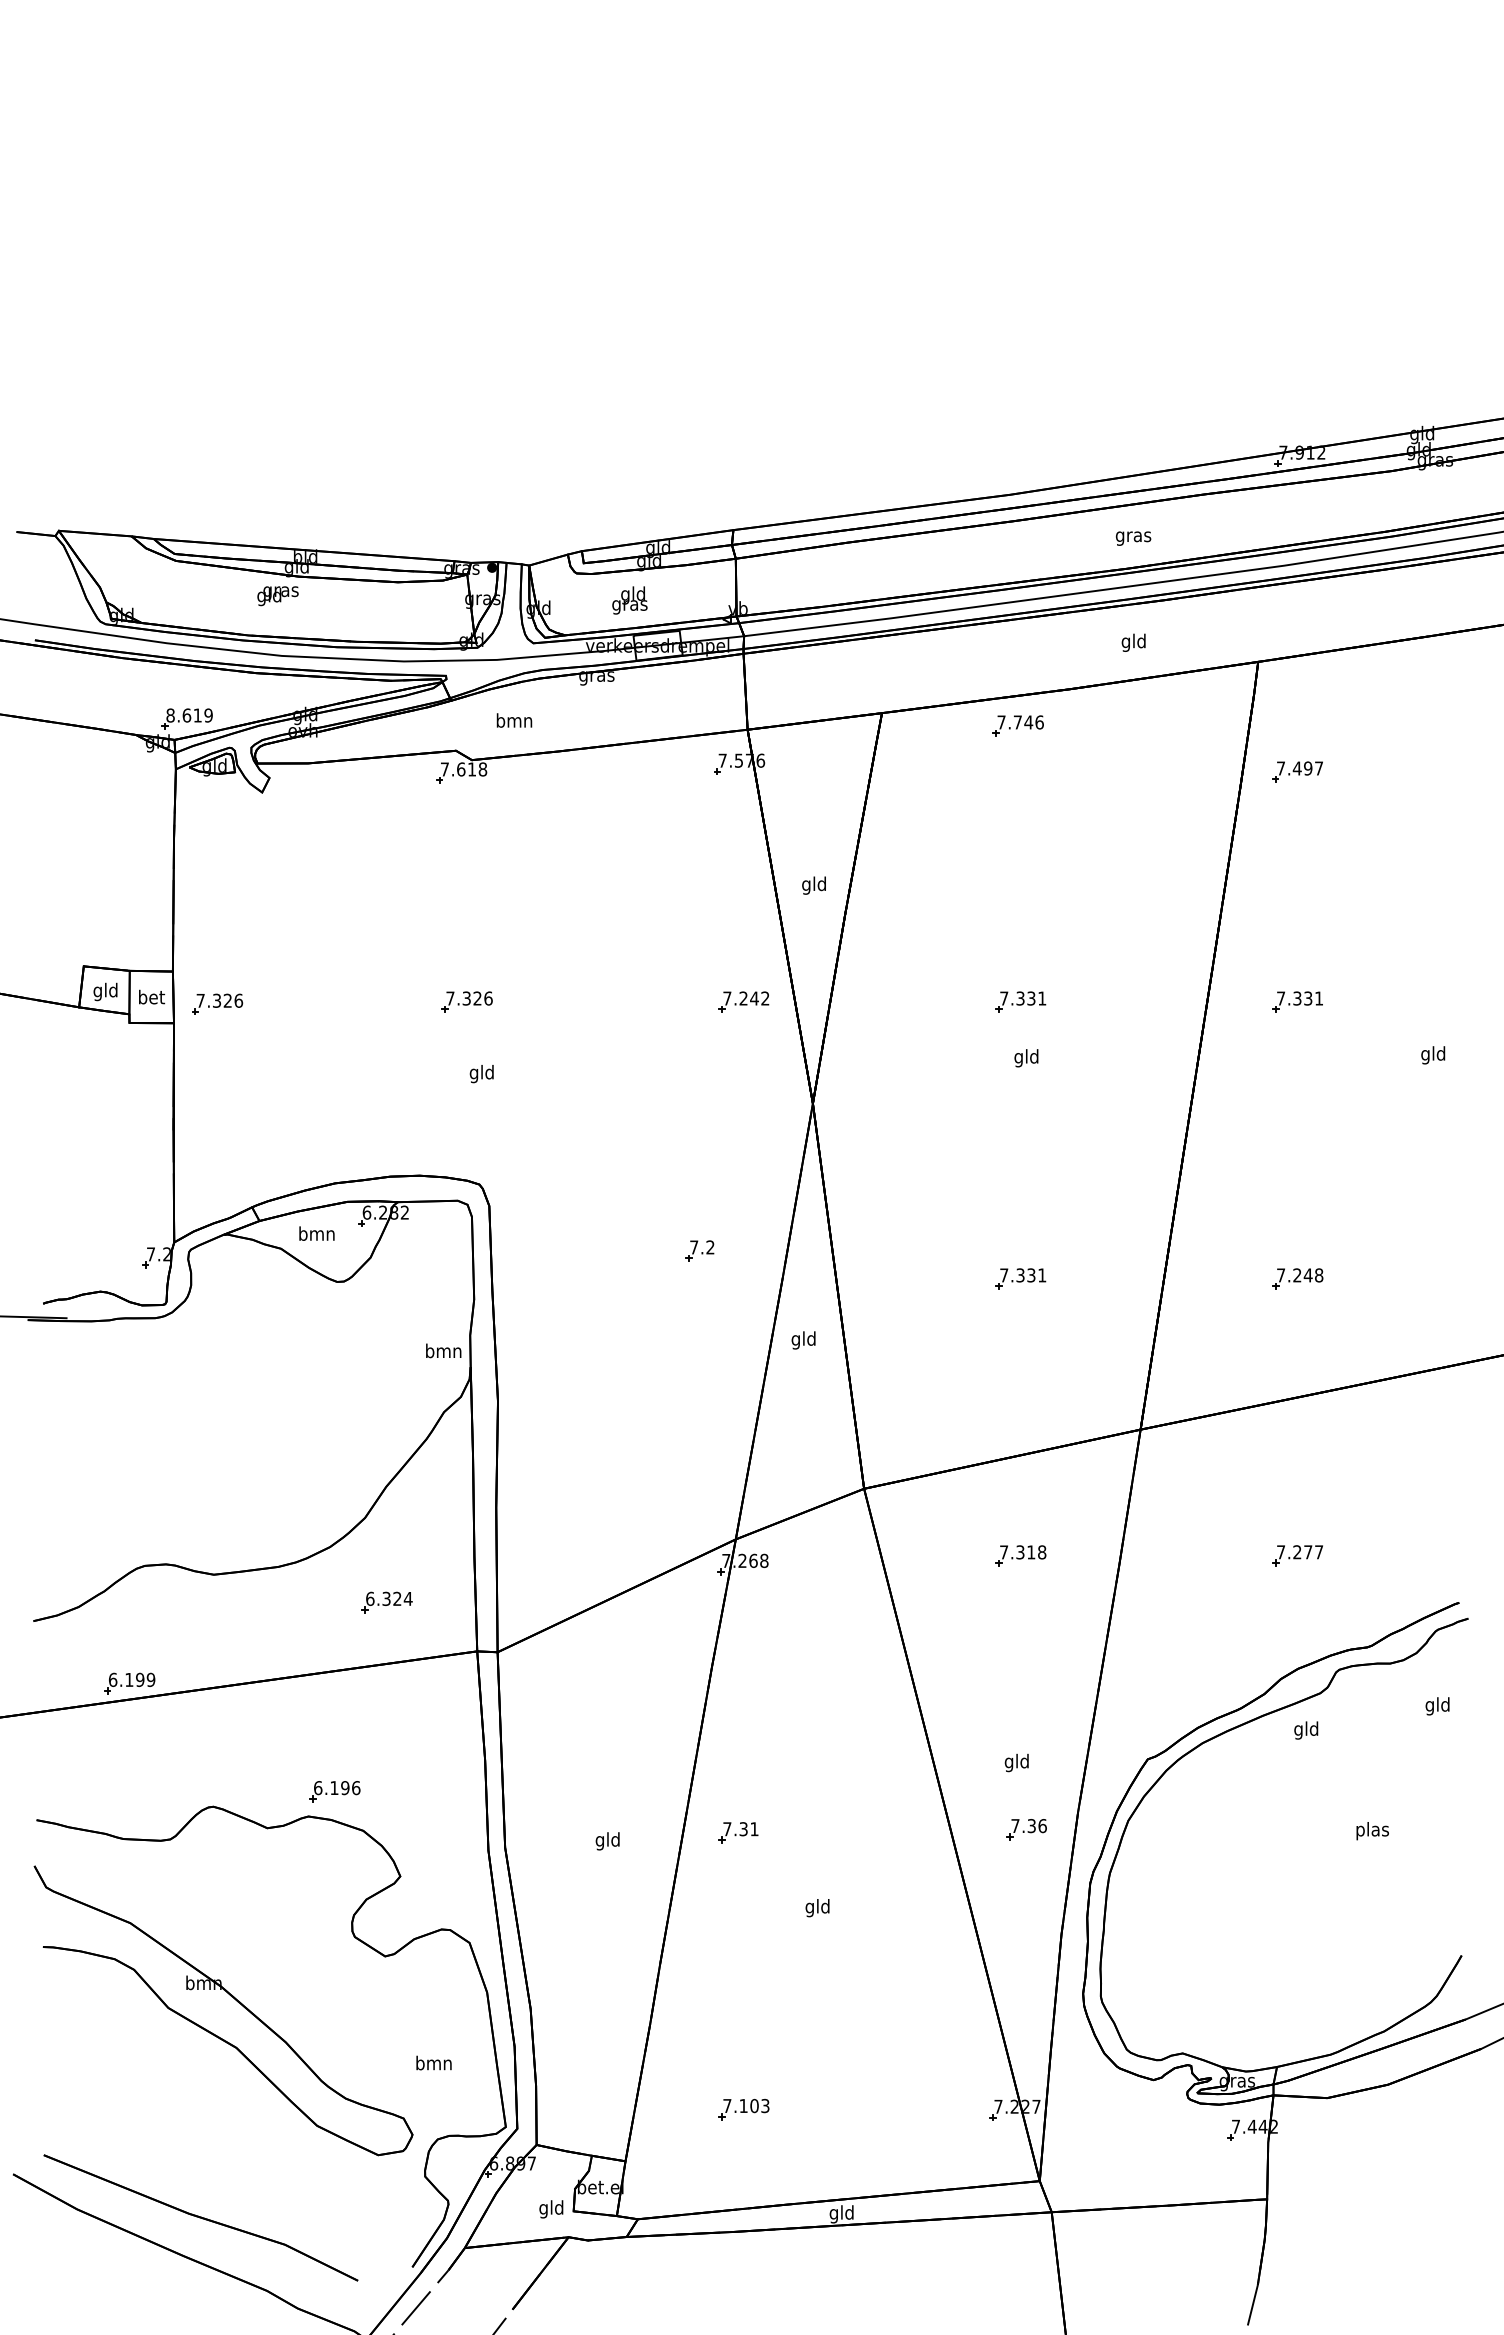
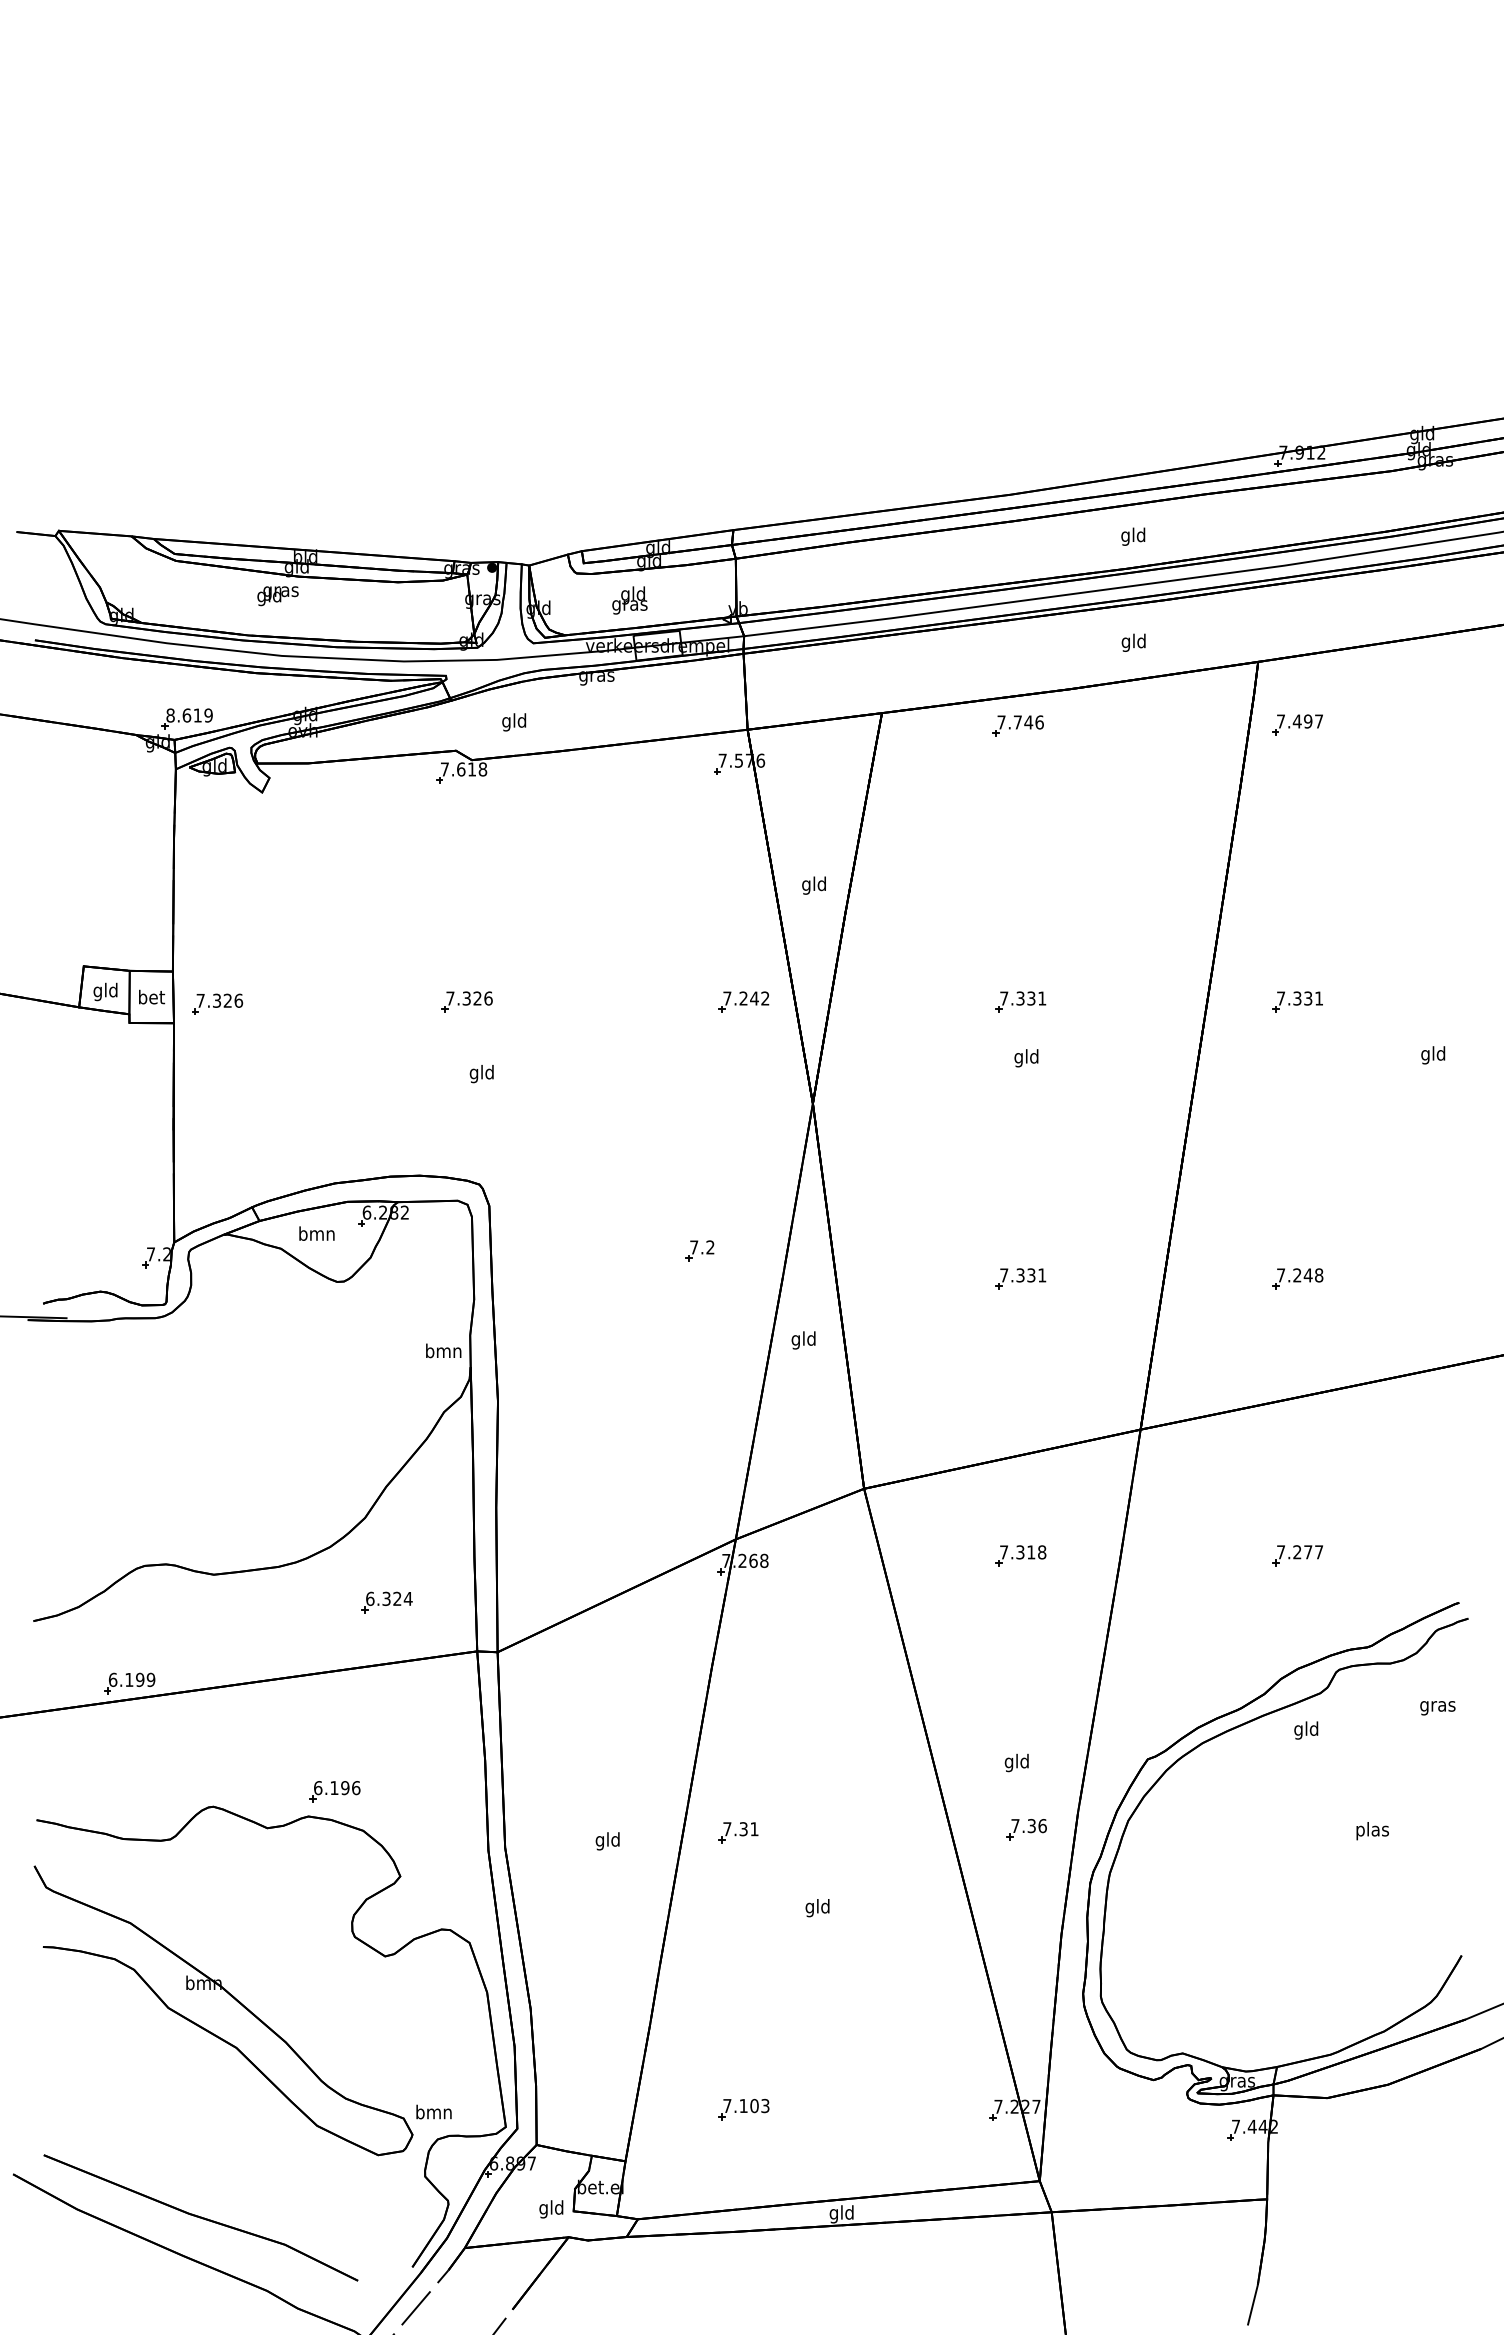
text: gras -> gld (1133, 536)
text: bmn -> gld (514, 722)
part position: (1297, 771) -> (1297, 724) (1297, 724)
text: gld -> gras (1437, 1706)
text position: (433, 2062) -> (433, 2111) (433, 2111)
